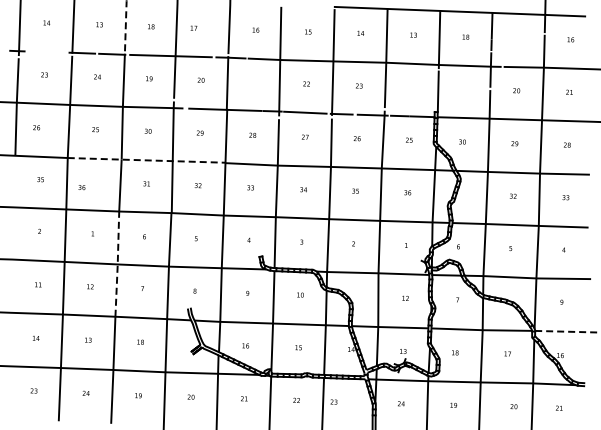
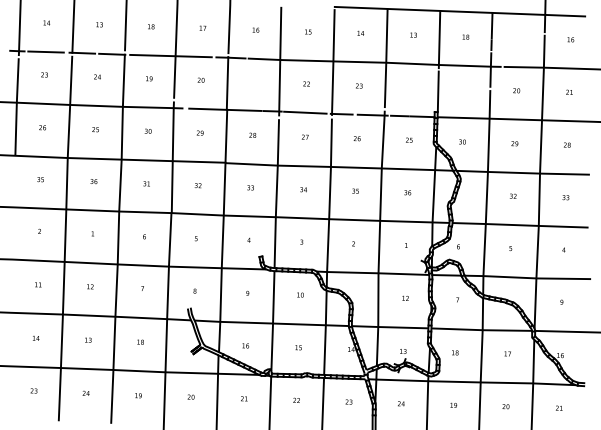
line: dashed -> solid (125, 25)
text position: (193, 27) -> (202, 27) (202, 27)
line: none -> present (45, 51)
text position: (36, 127) -> (42, 127) (42, 127)
line: dashed -> solid (146, 160)
text position: (81, 187) -> (93, 181) (93, 181)
line: dashed -> solid (117, 264)
line: dashed -> solid (568, 331)
text position: (333, 401) -> (348, 401) (348, 401)
text position: (513, 406) -> (505, 406) (505, 406)
